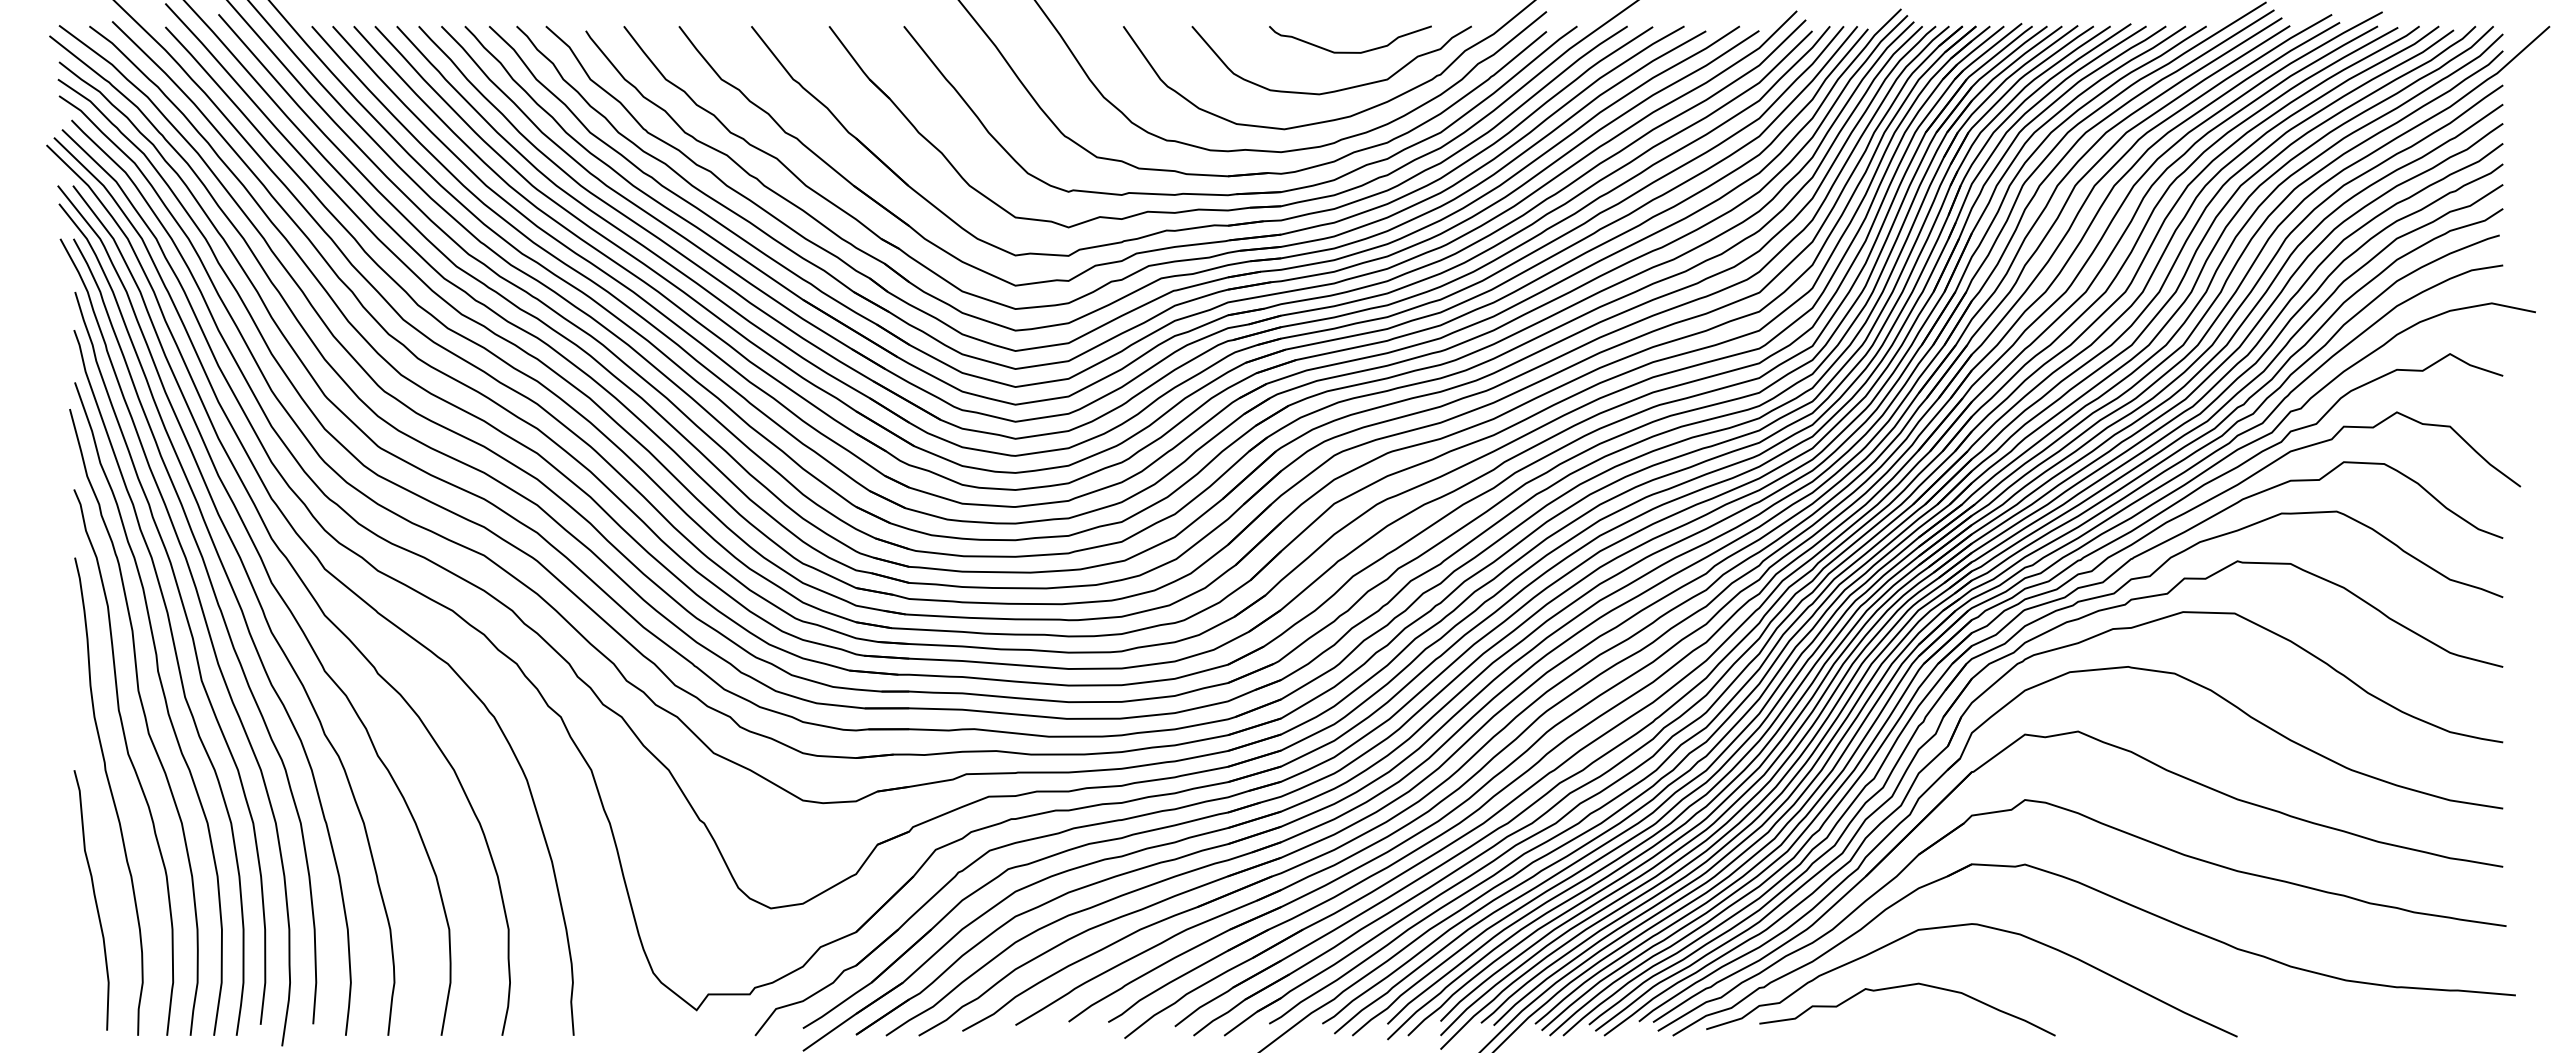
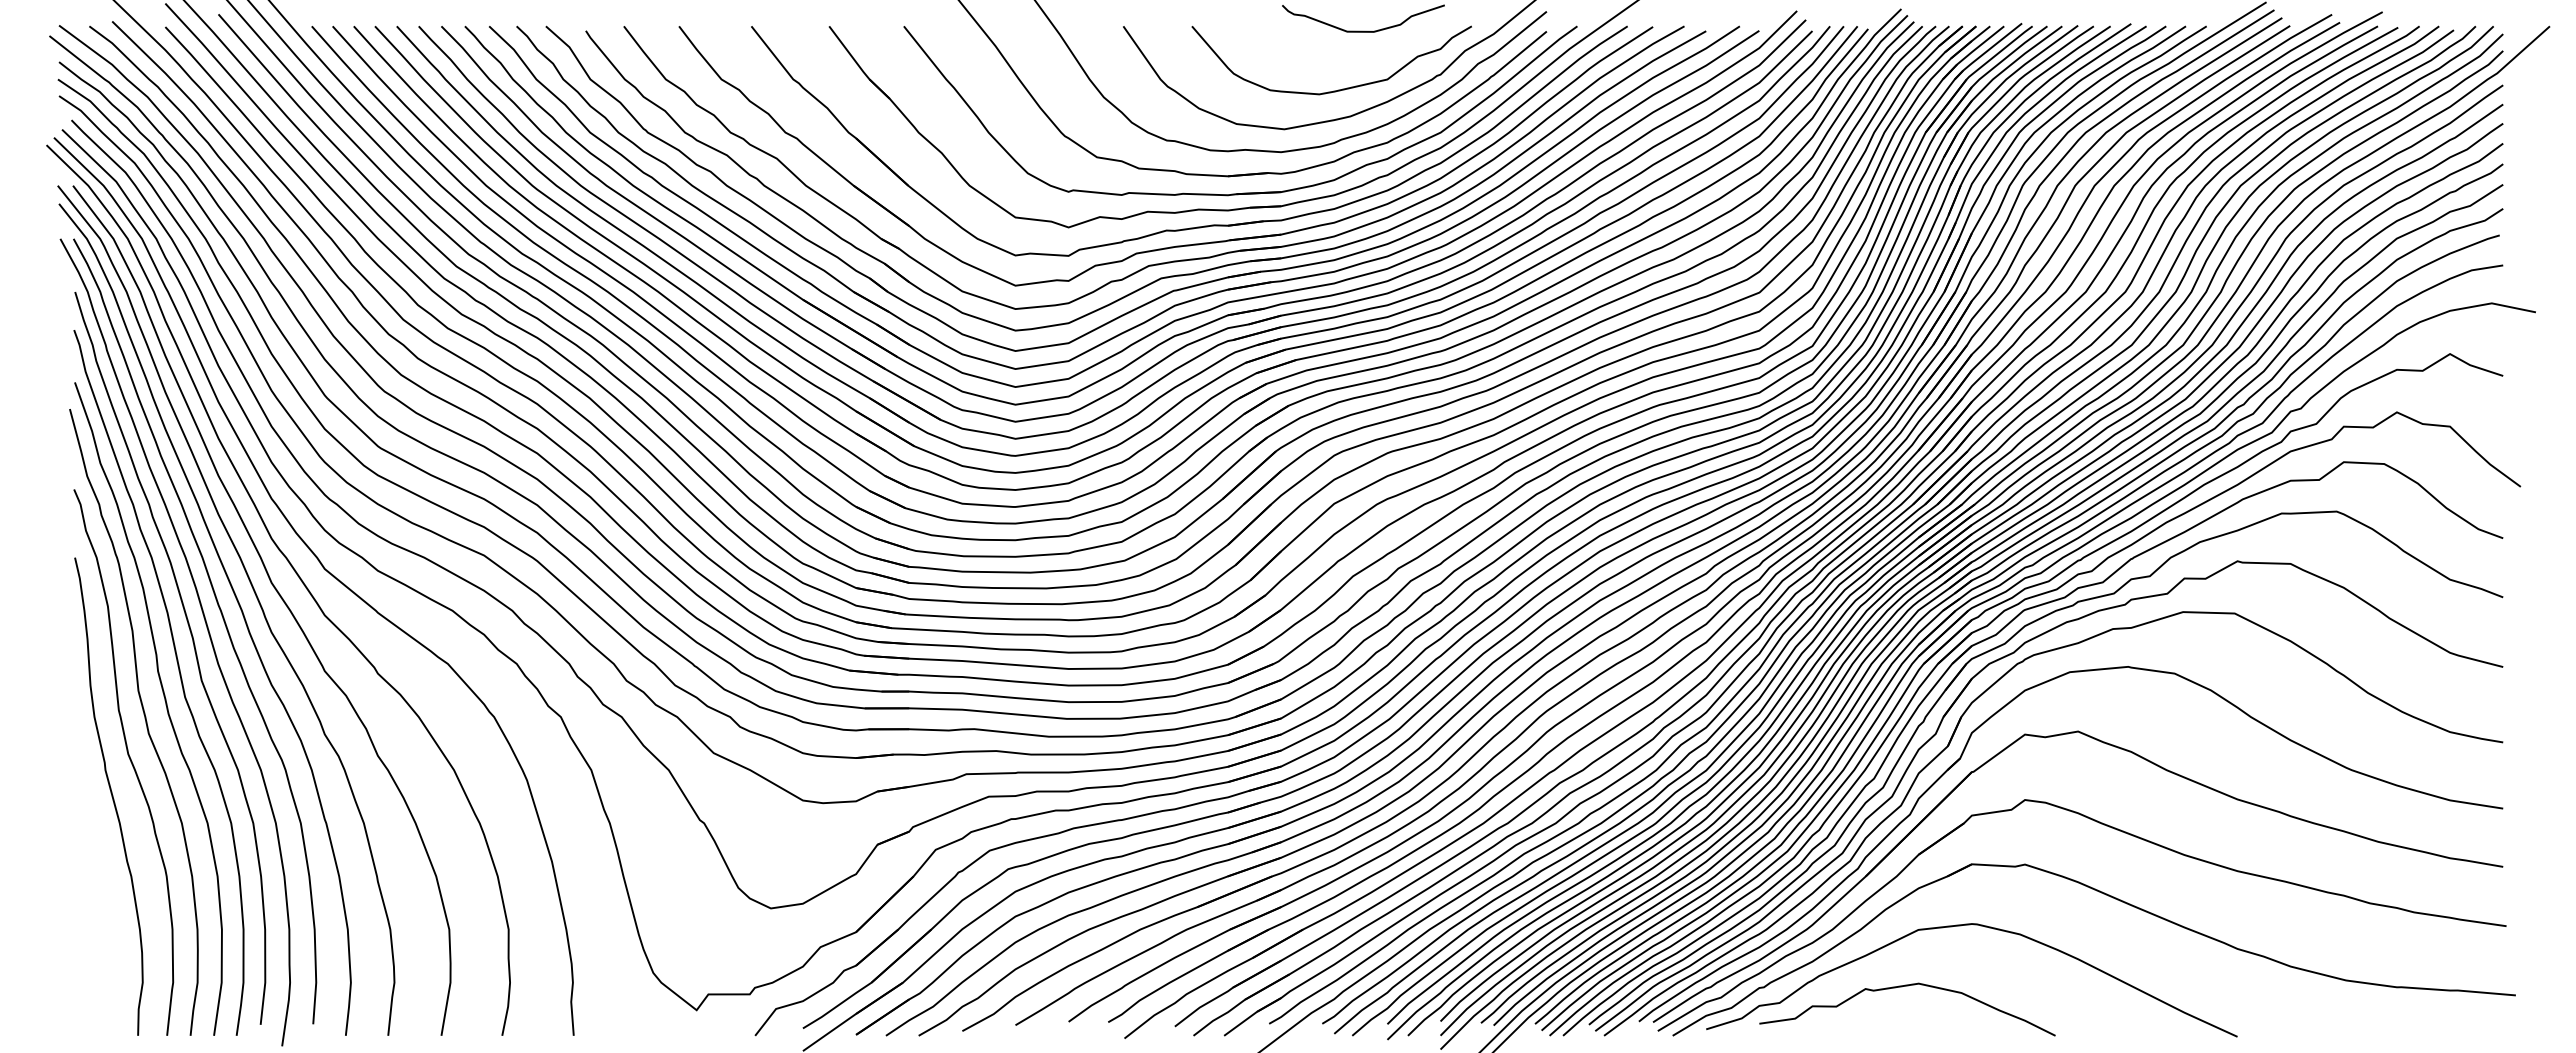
curve position: (1350, 51) -> (1363, 30) (1363, 30)
curve: present -> none (94, 900)
